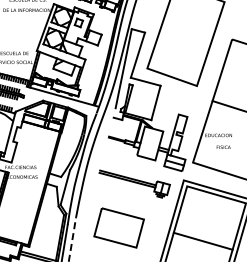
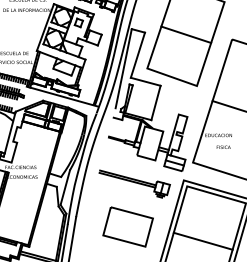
line: none -> present (186, 34)
part position: (118, 227) -> (127, 226) (127, 226)
line: dashed -> solid (72, 238)
